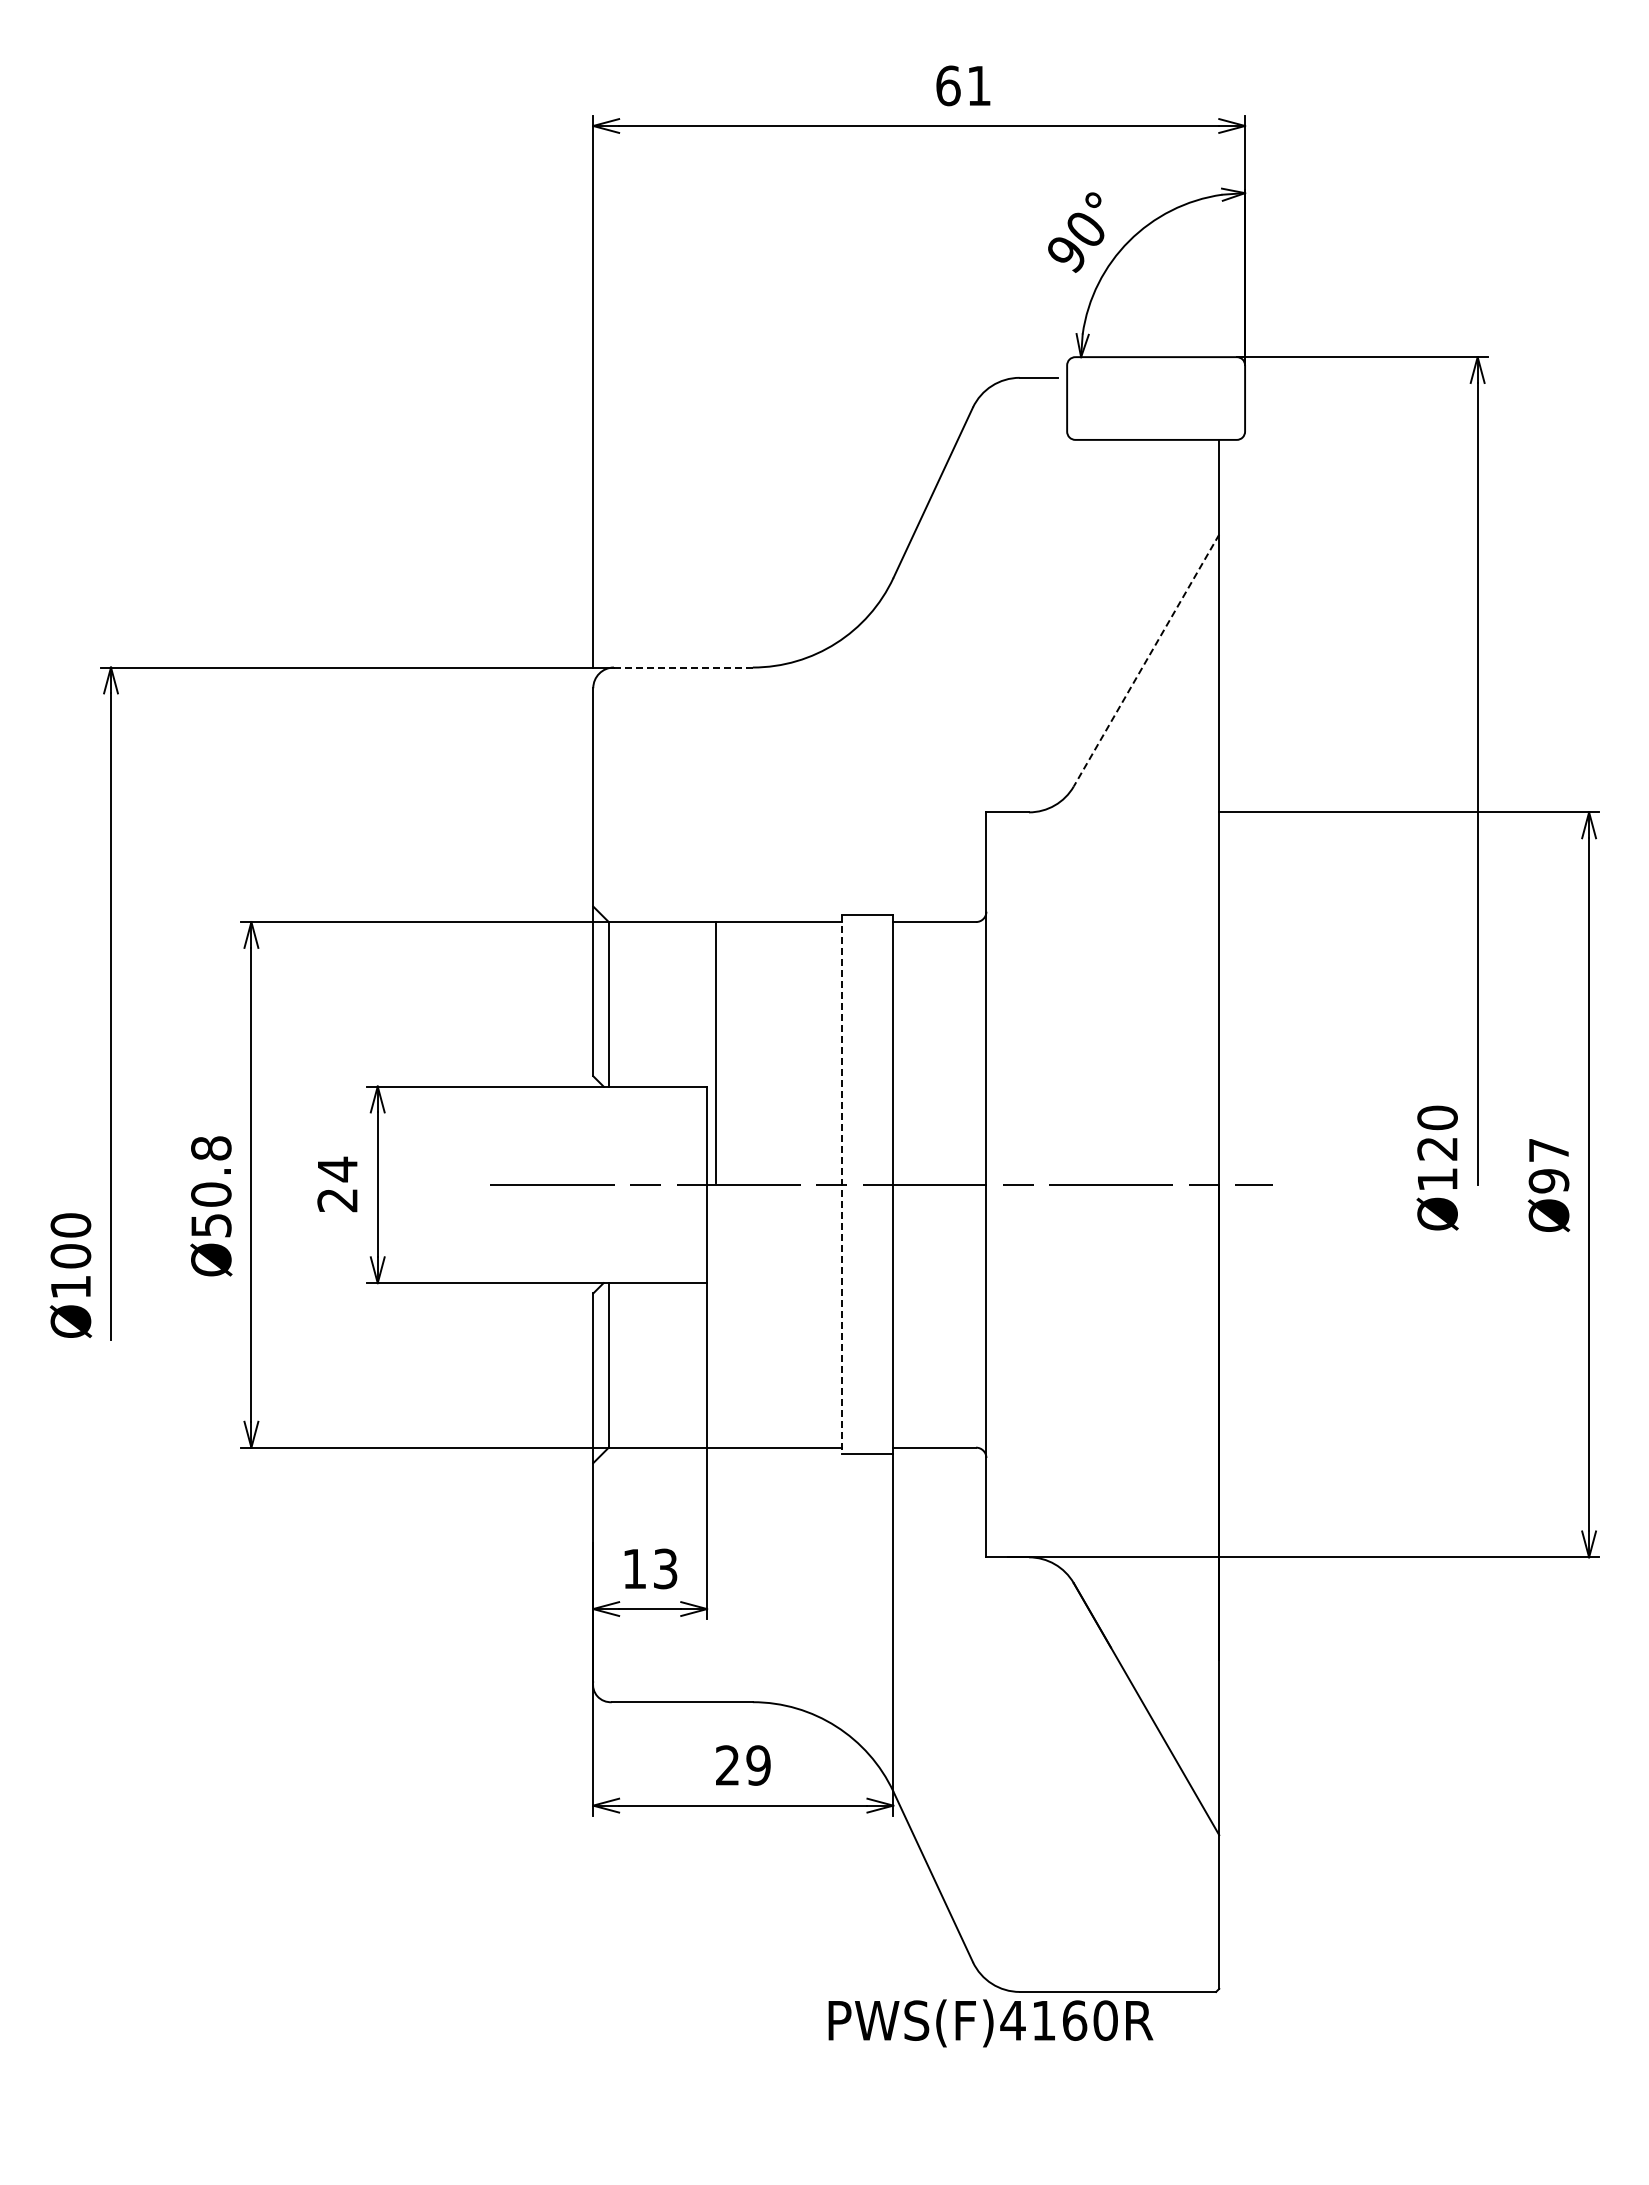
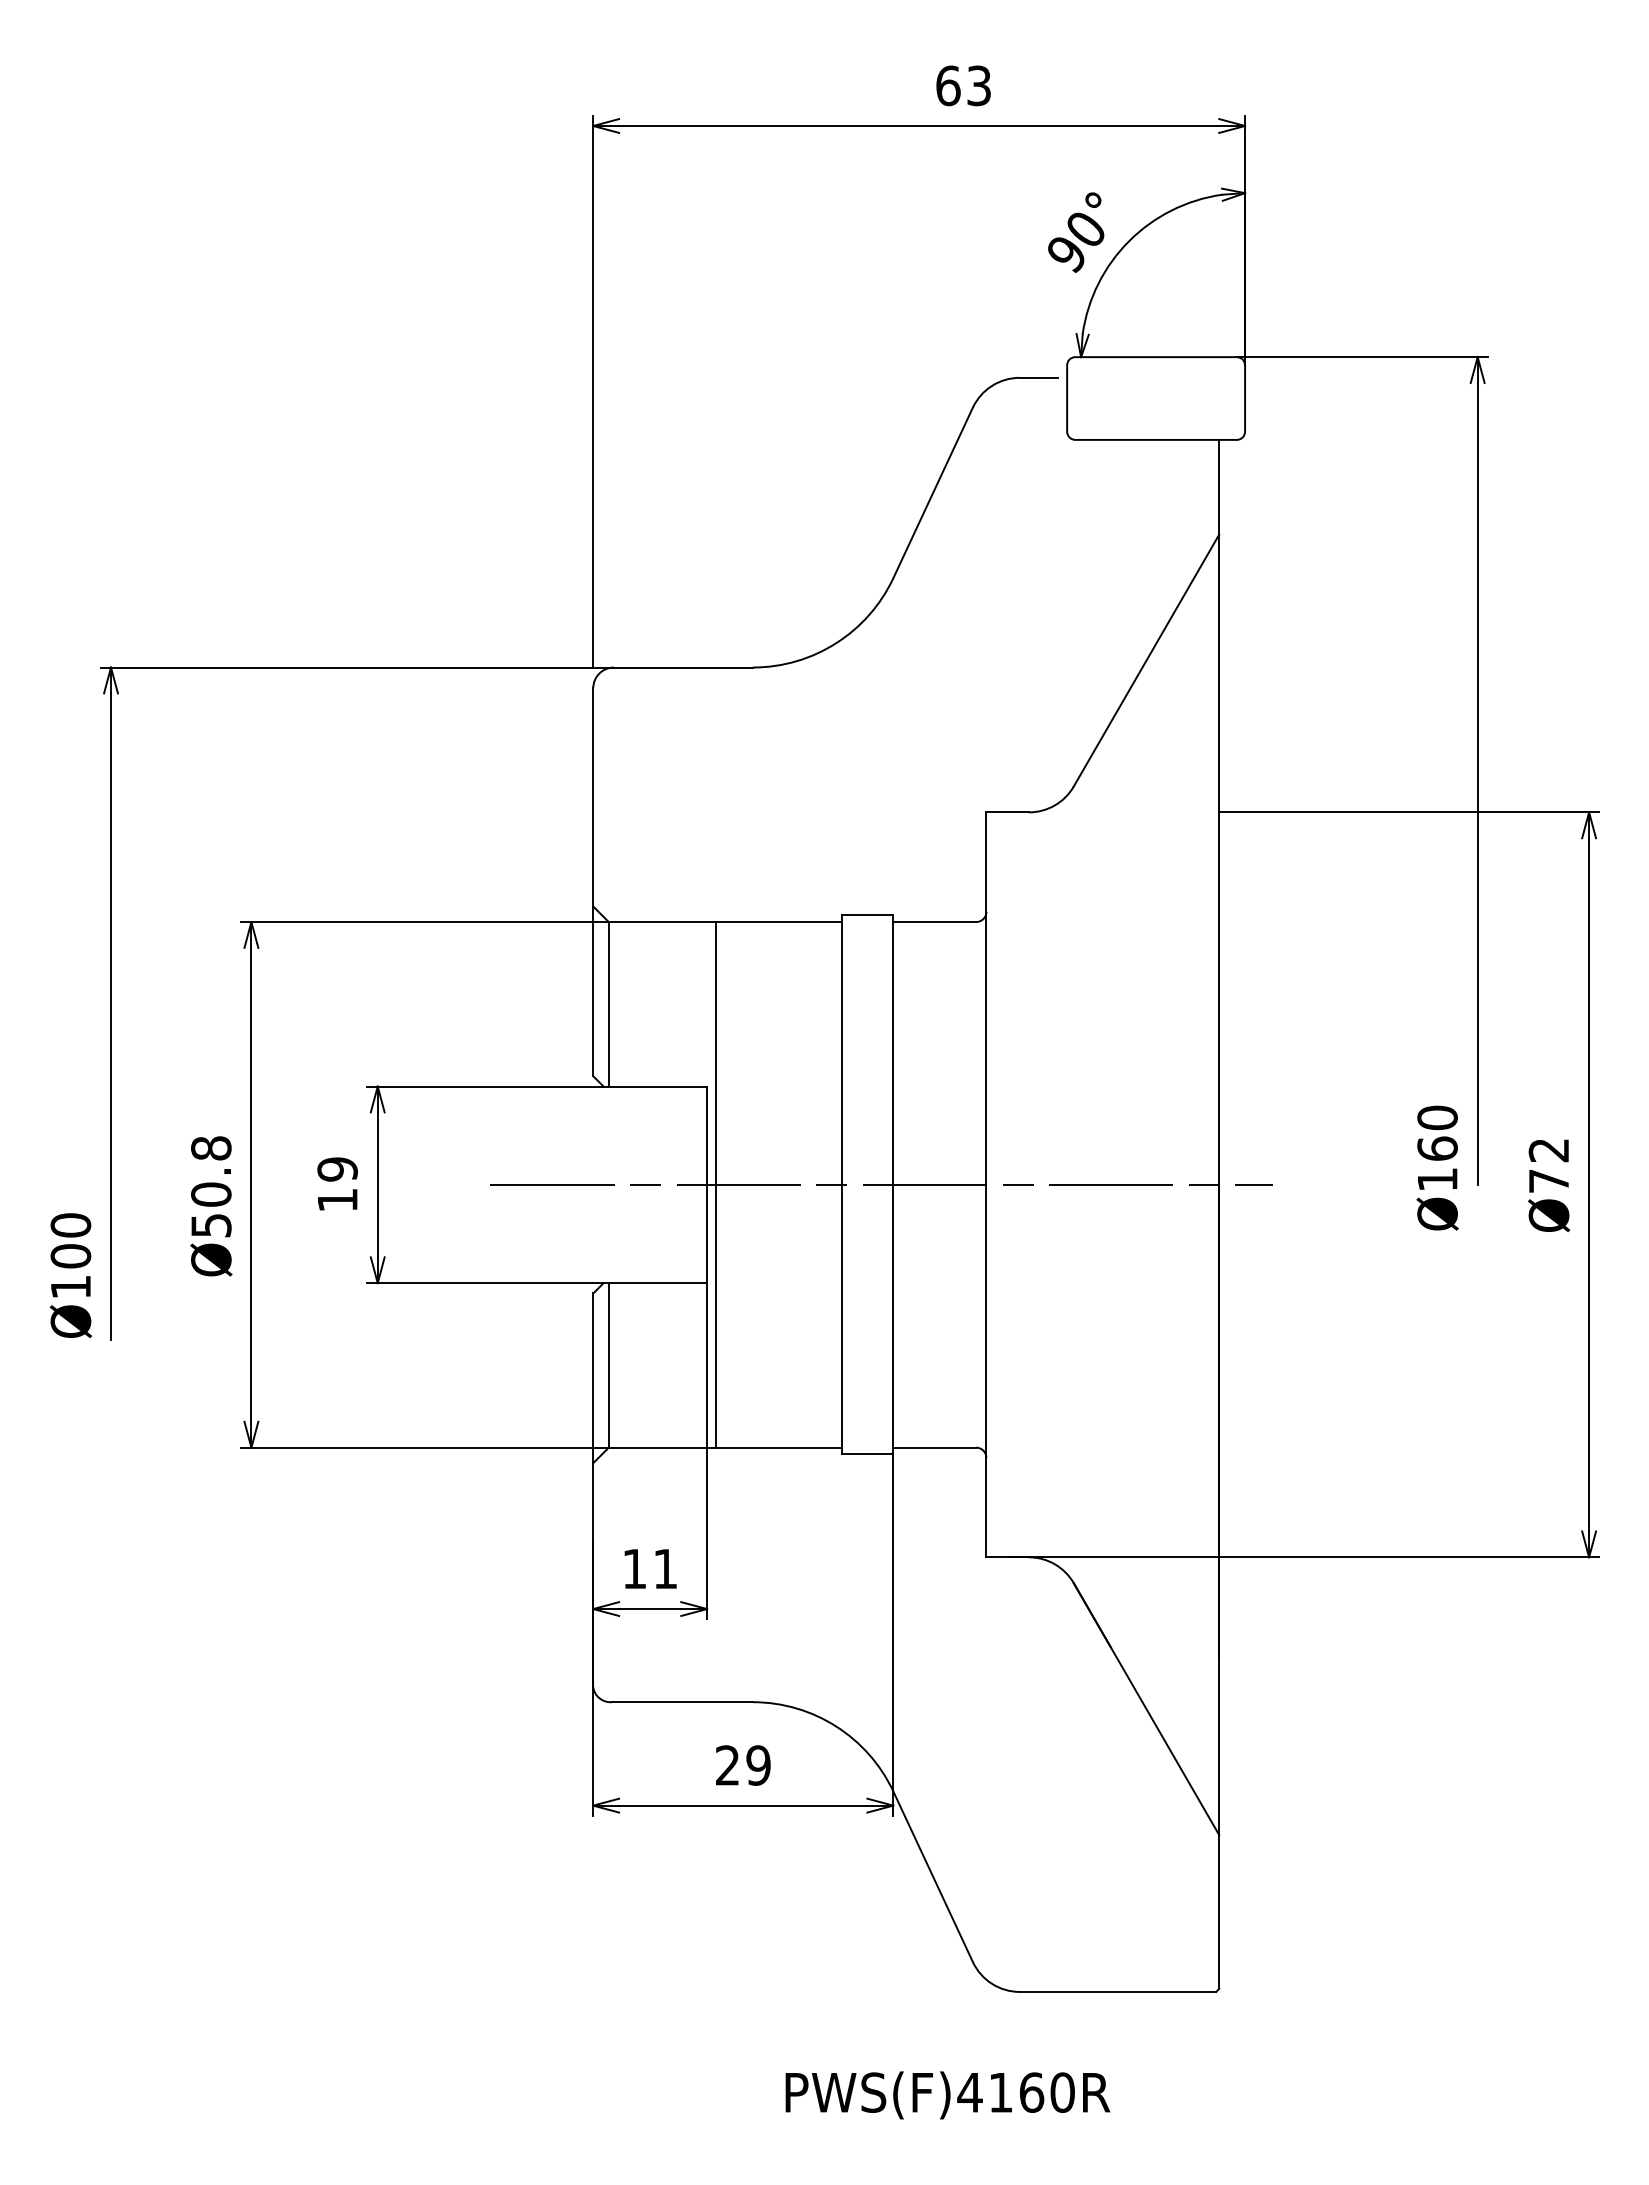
text: 61 -> 63 (978, 85)
line: dashed -> solid (1146, 661)
line: dashed -> solid (682, 667)
text: Ø120 -> Ø160 (1437, 1148)
text: Ø97 -> Ø72 (1548, 1166)
text: 24 -> 19 (337, 1184)
line: dashed -> solid (841, 1184)
line: none -> present (716, 1316)
text: 13 -> 11 (665, 1568)
text position: (990, 2023) -> (947, 2095) (947, 2095)
